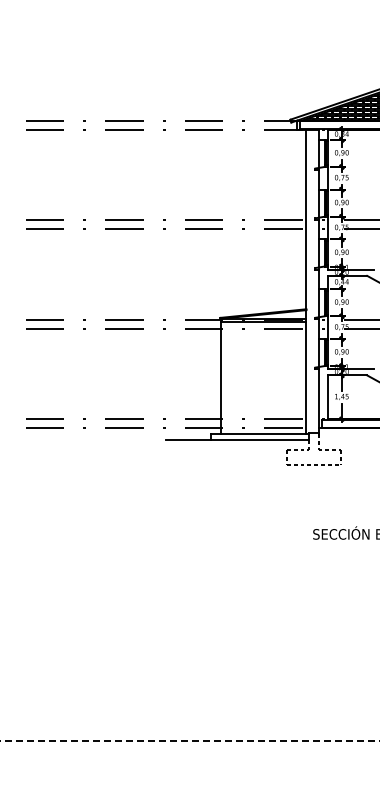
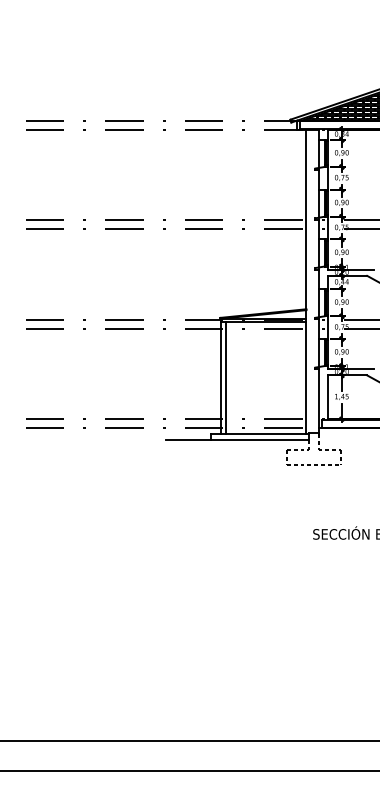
line: none -> present (225, 377)
line: dashed -> solid (189, 740)
line: none -> present (189, 771)
